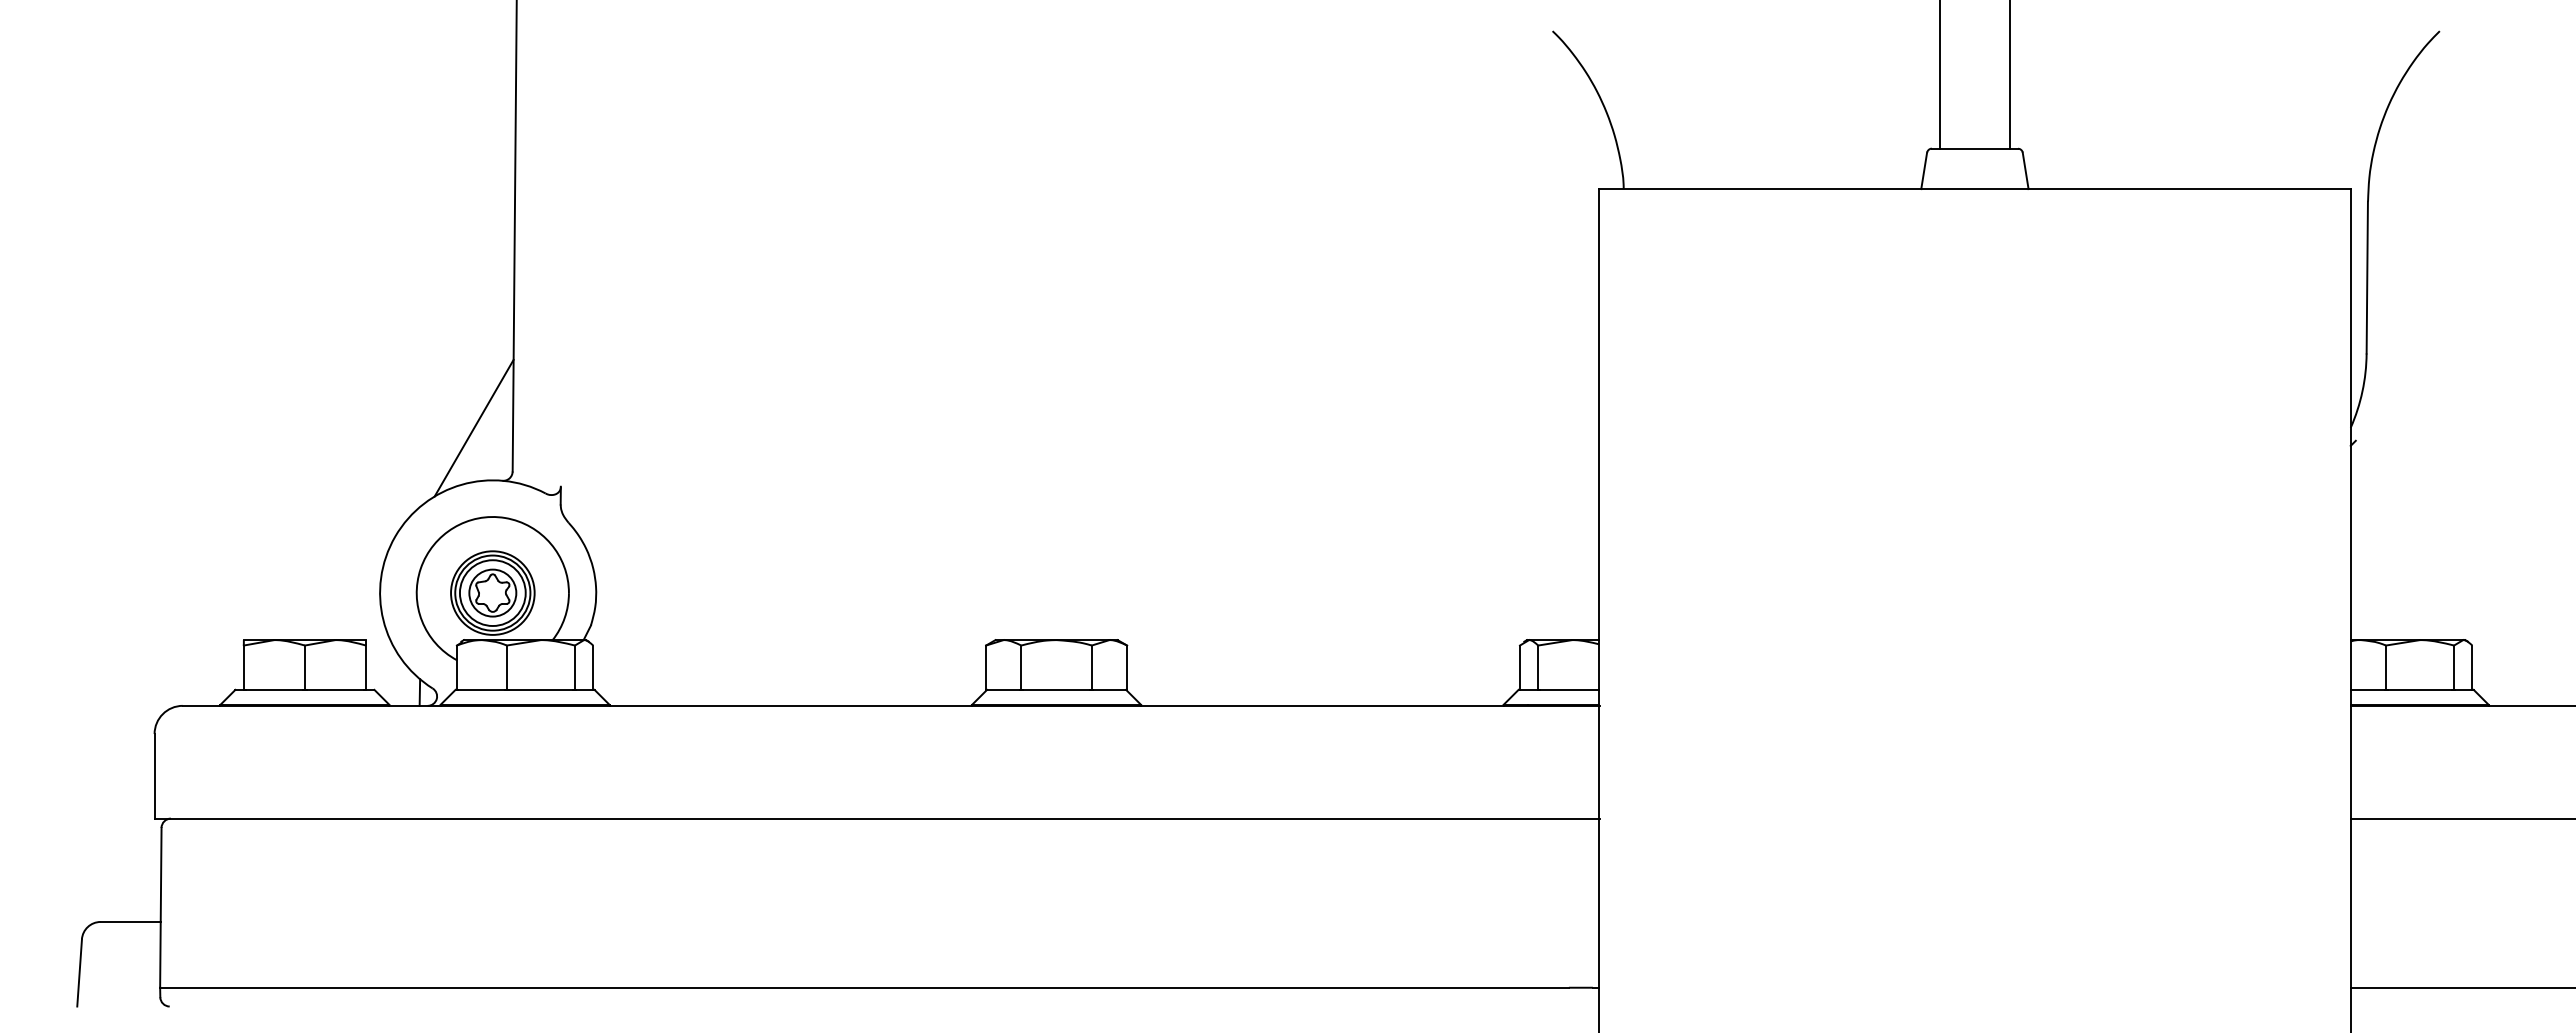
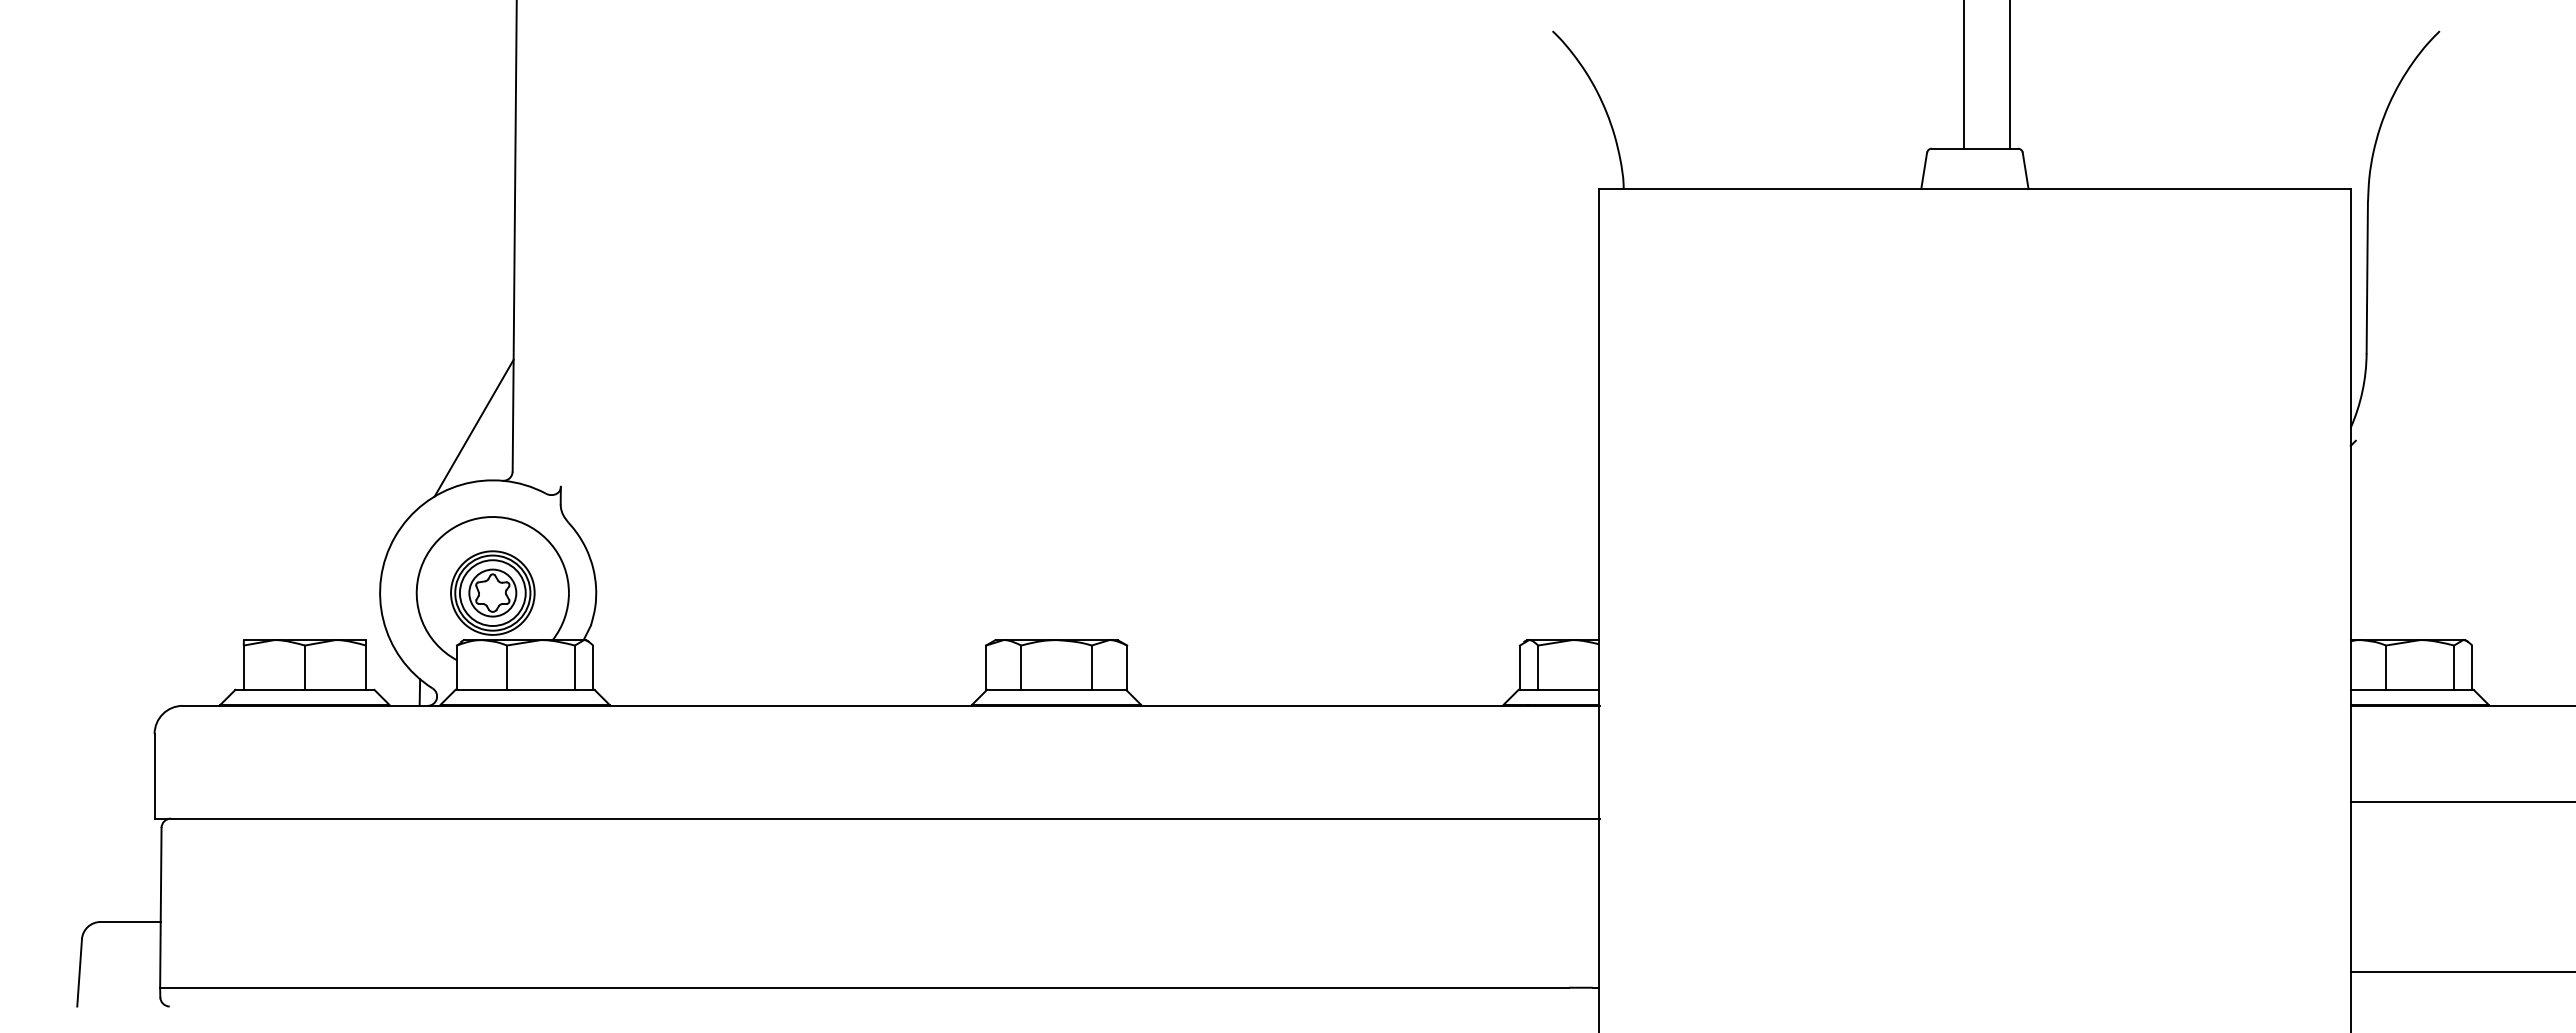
line position: (1940, 75) -> (1964, 75) (1964, 75)
line position: (2461, 818) -> (2461, 801) (2461, 801)
line position: (2461, 987) -> (2461, 971) (2461, 971)
